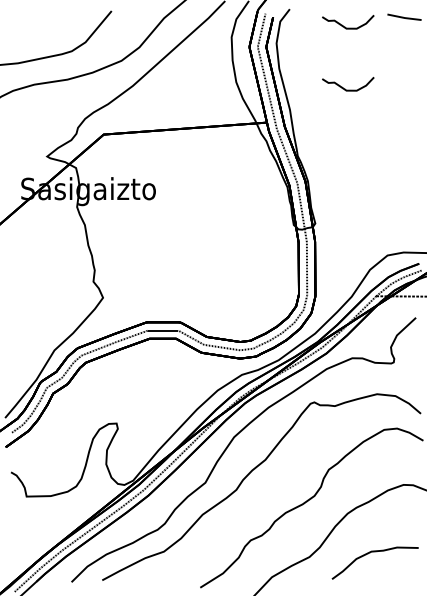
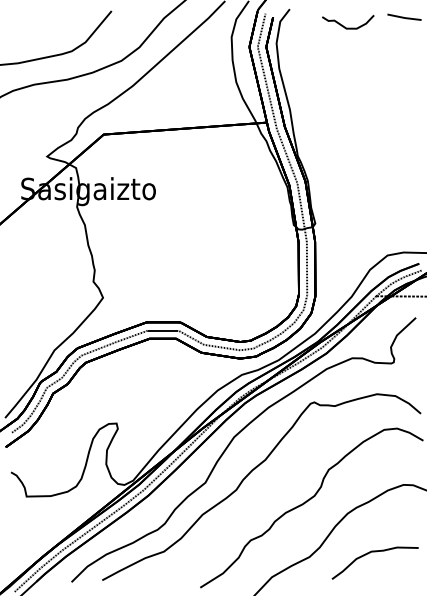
curve: present -> none (345, 88)
